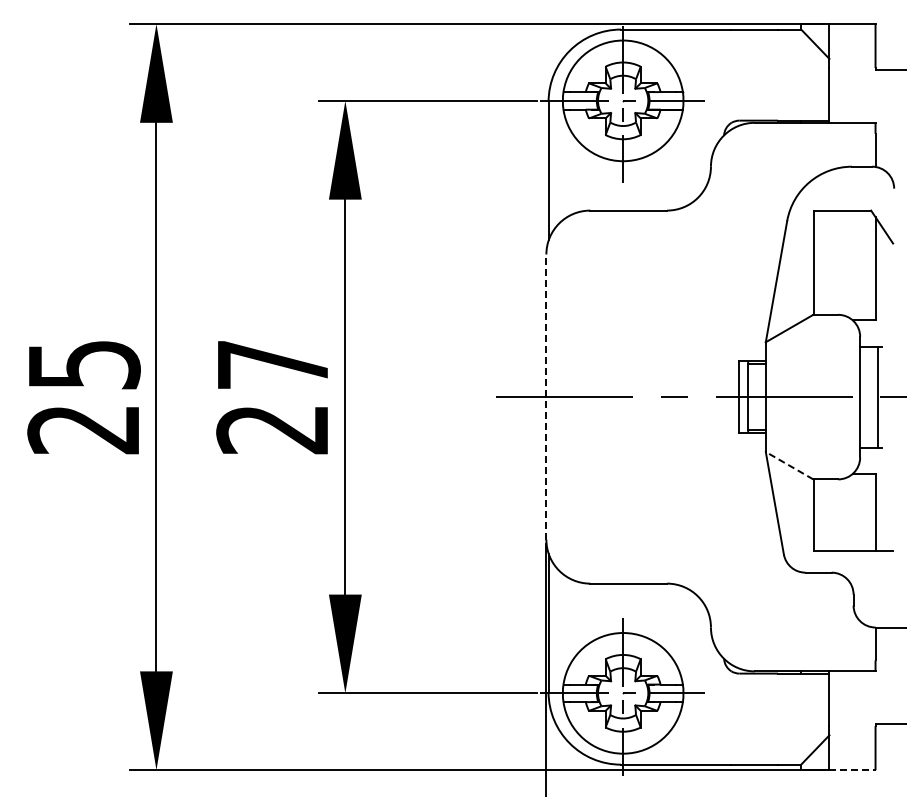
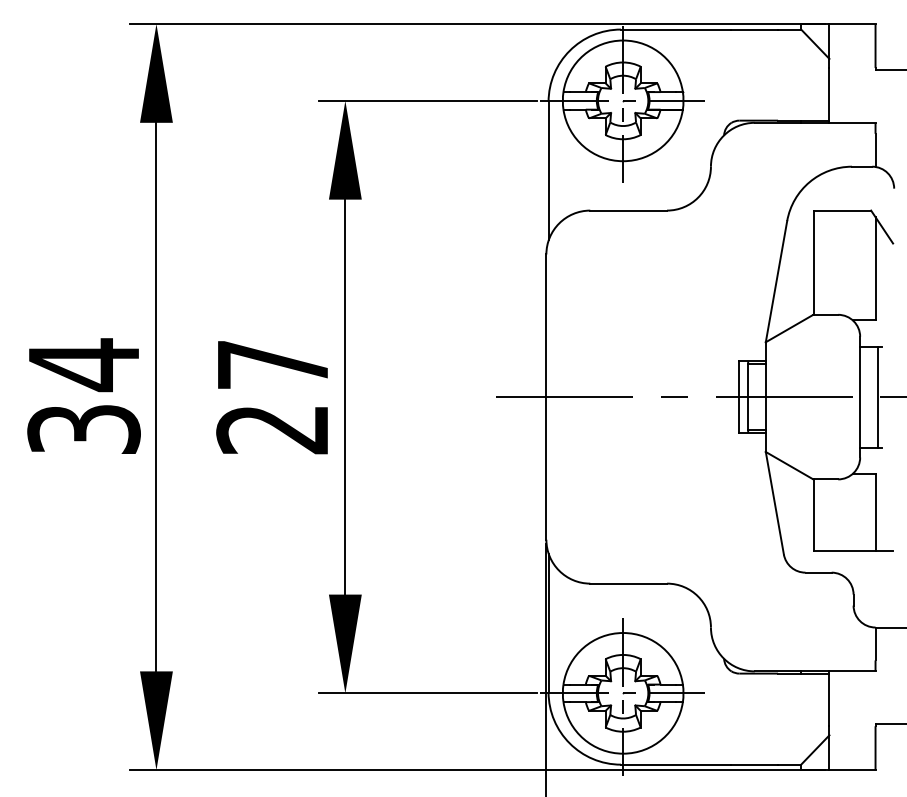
text: 25 -> 34 (83, 396)
line: dashed -> solid (546, 397)
line: dashed -> solid (789, 465)
line: dashed -> solid (852, 770)
